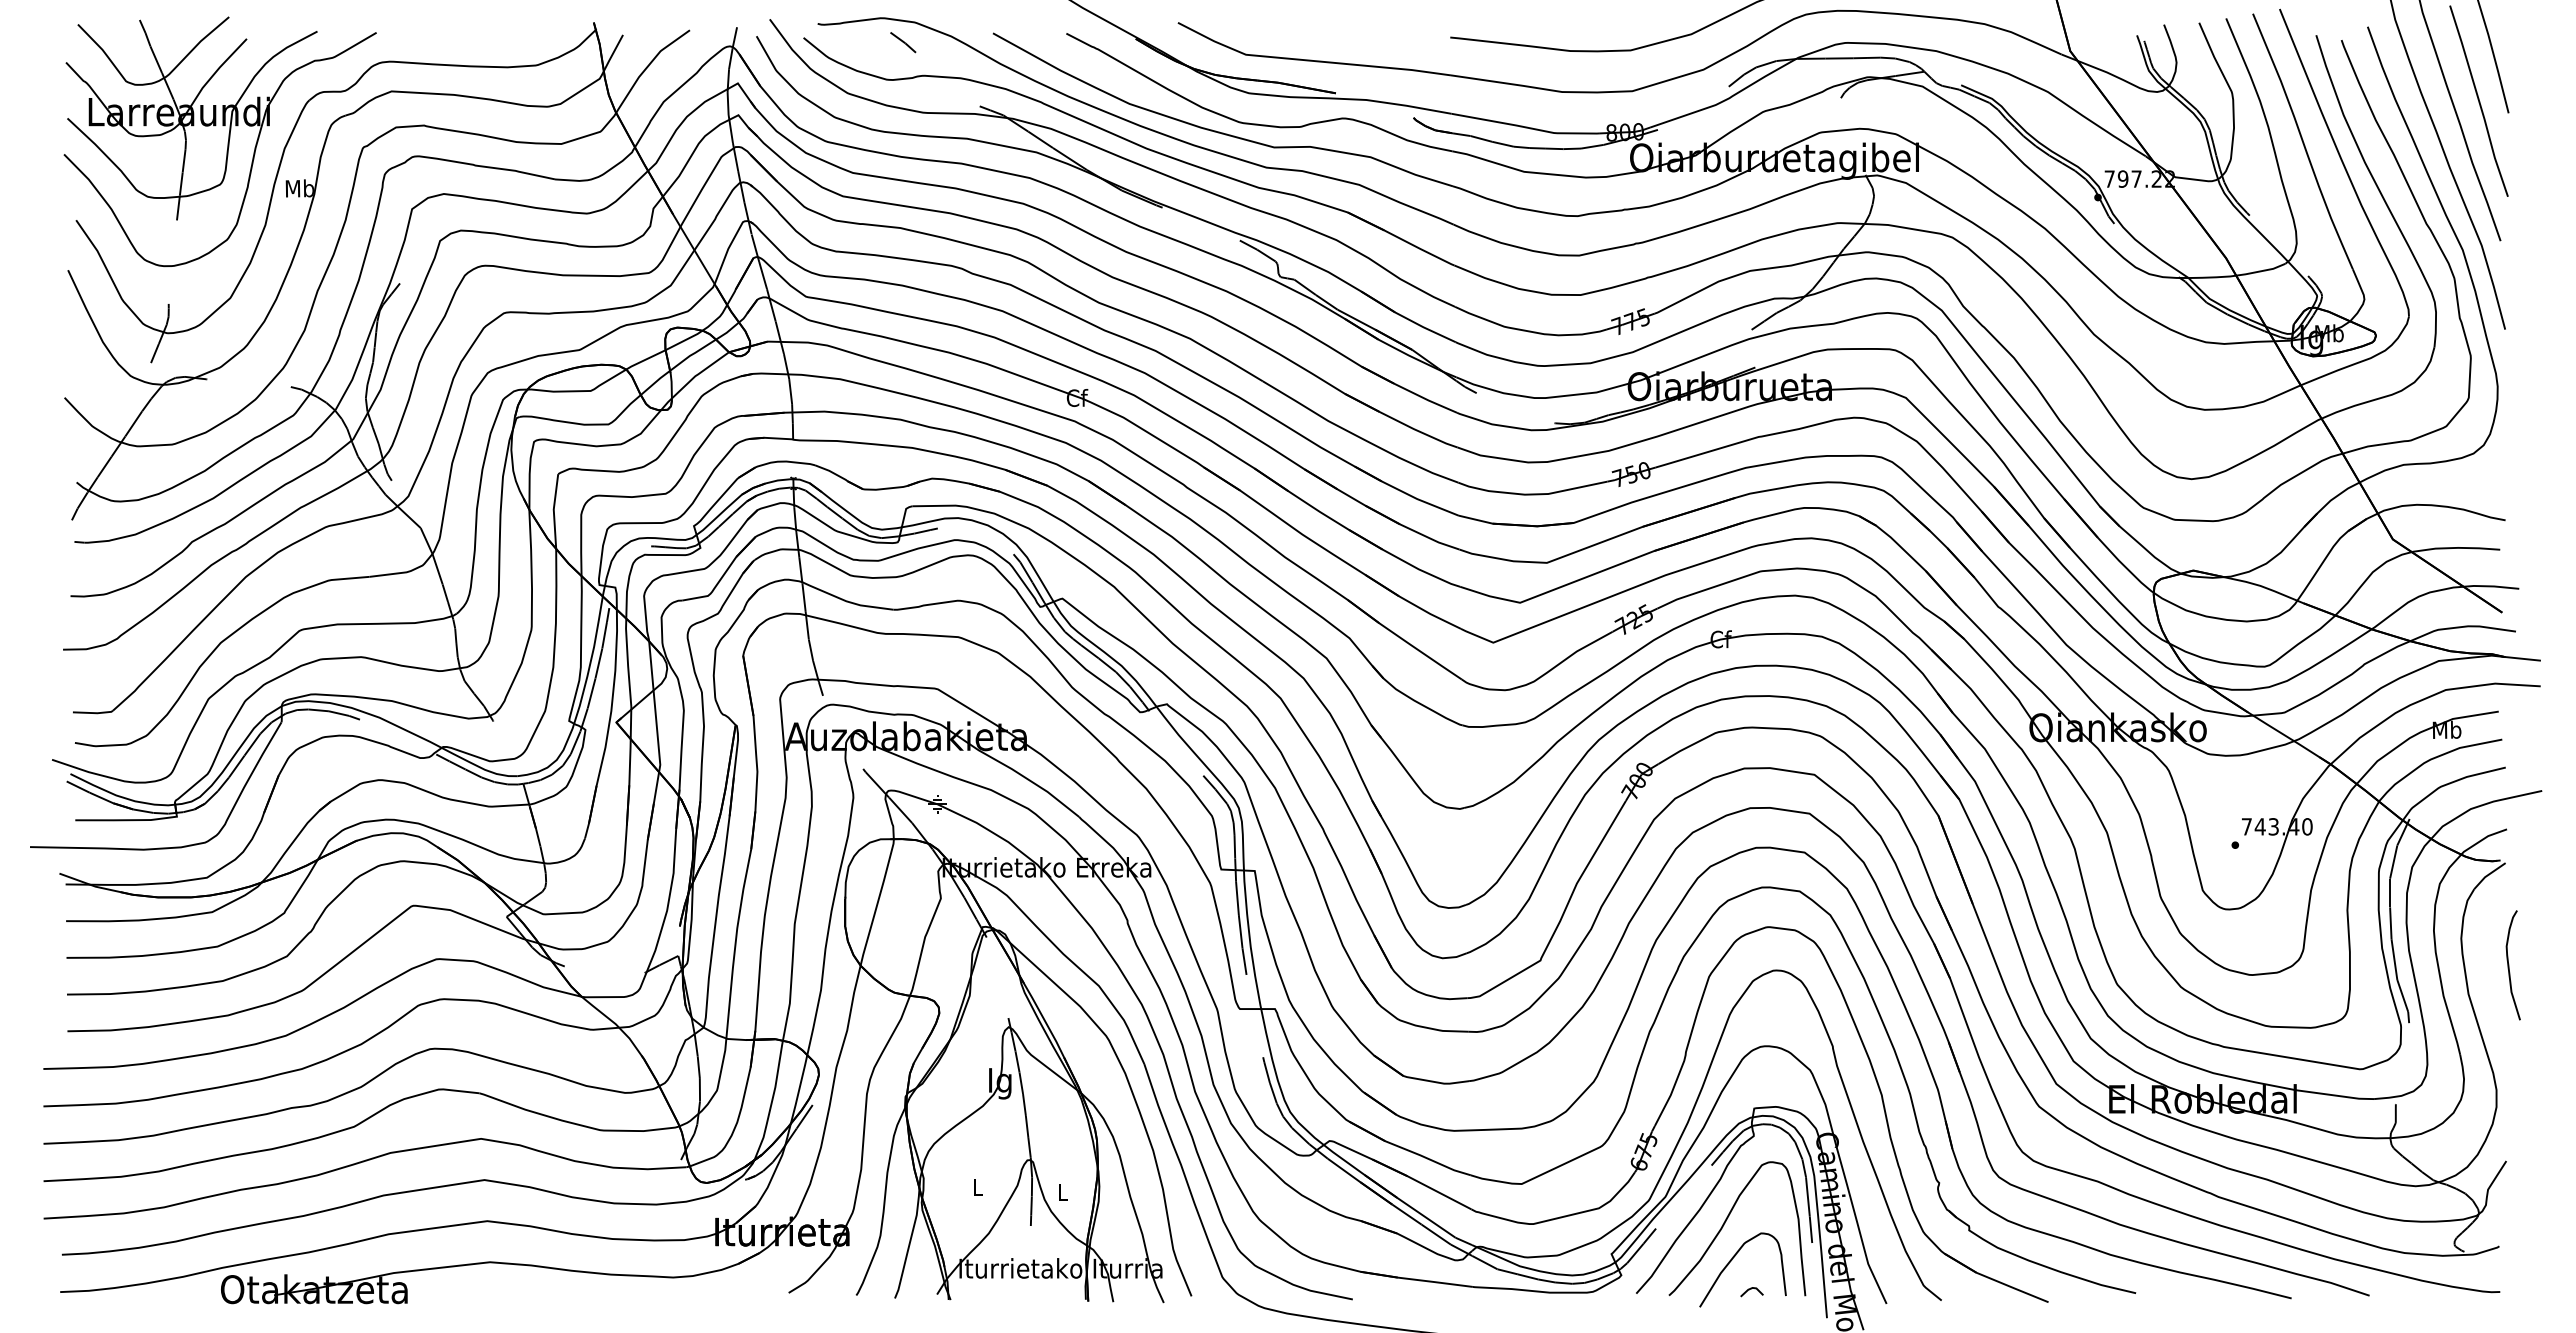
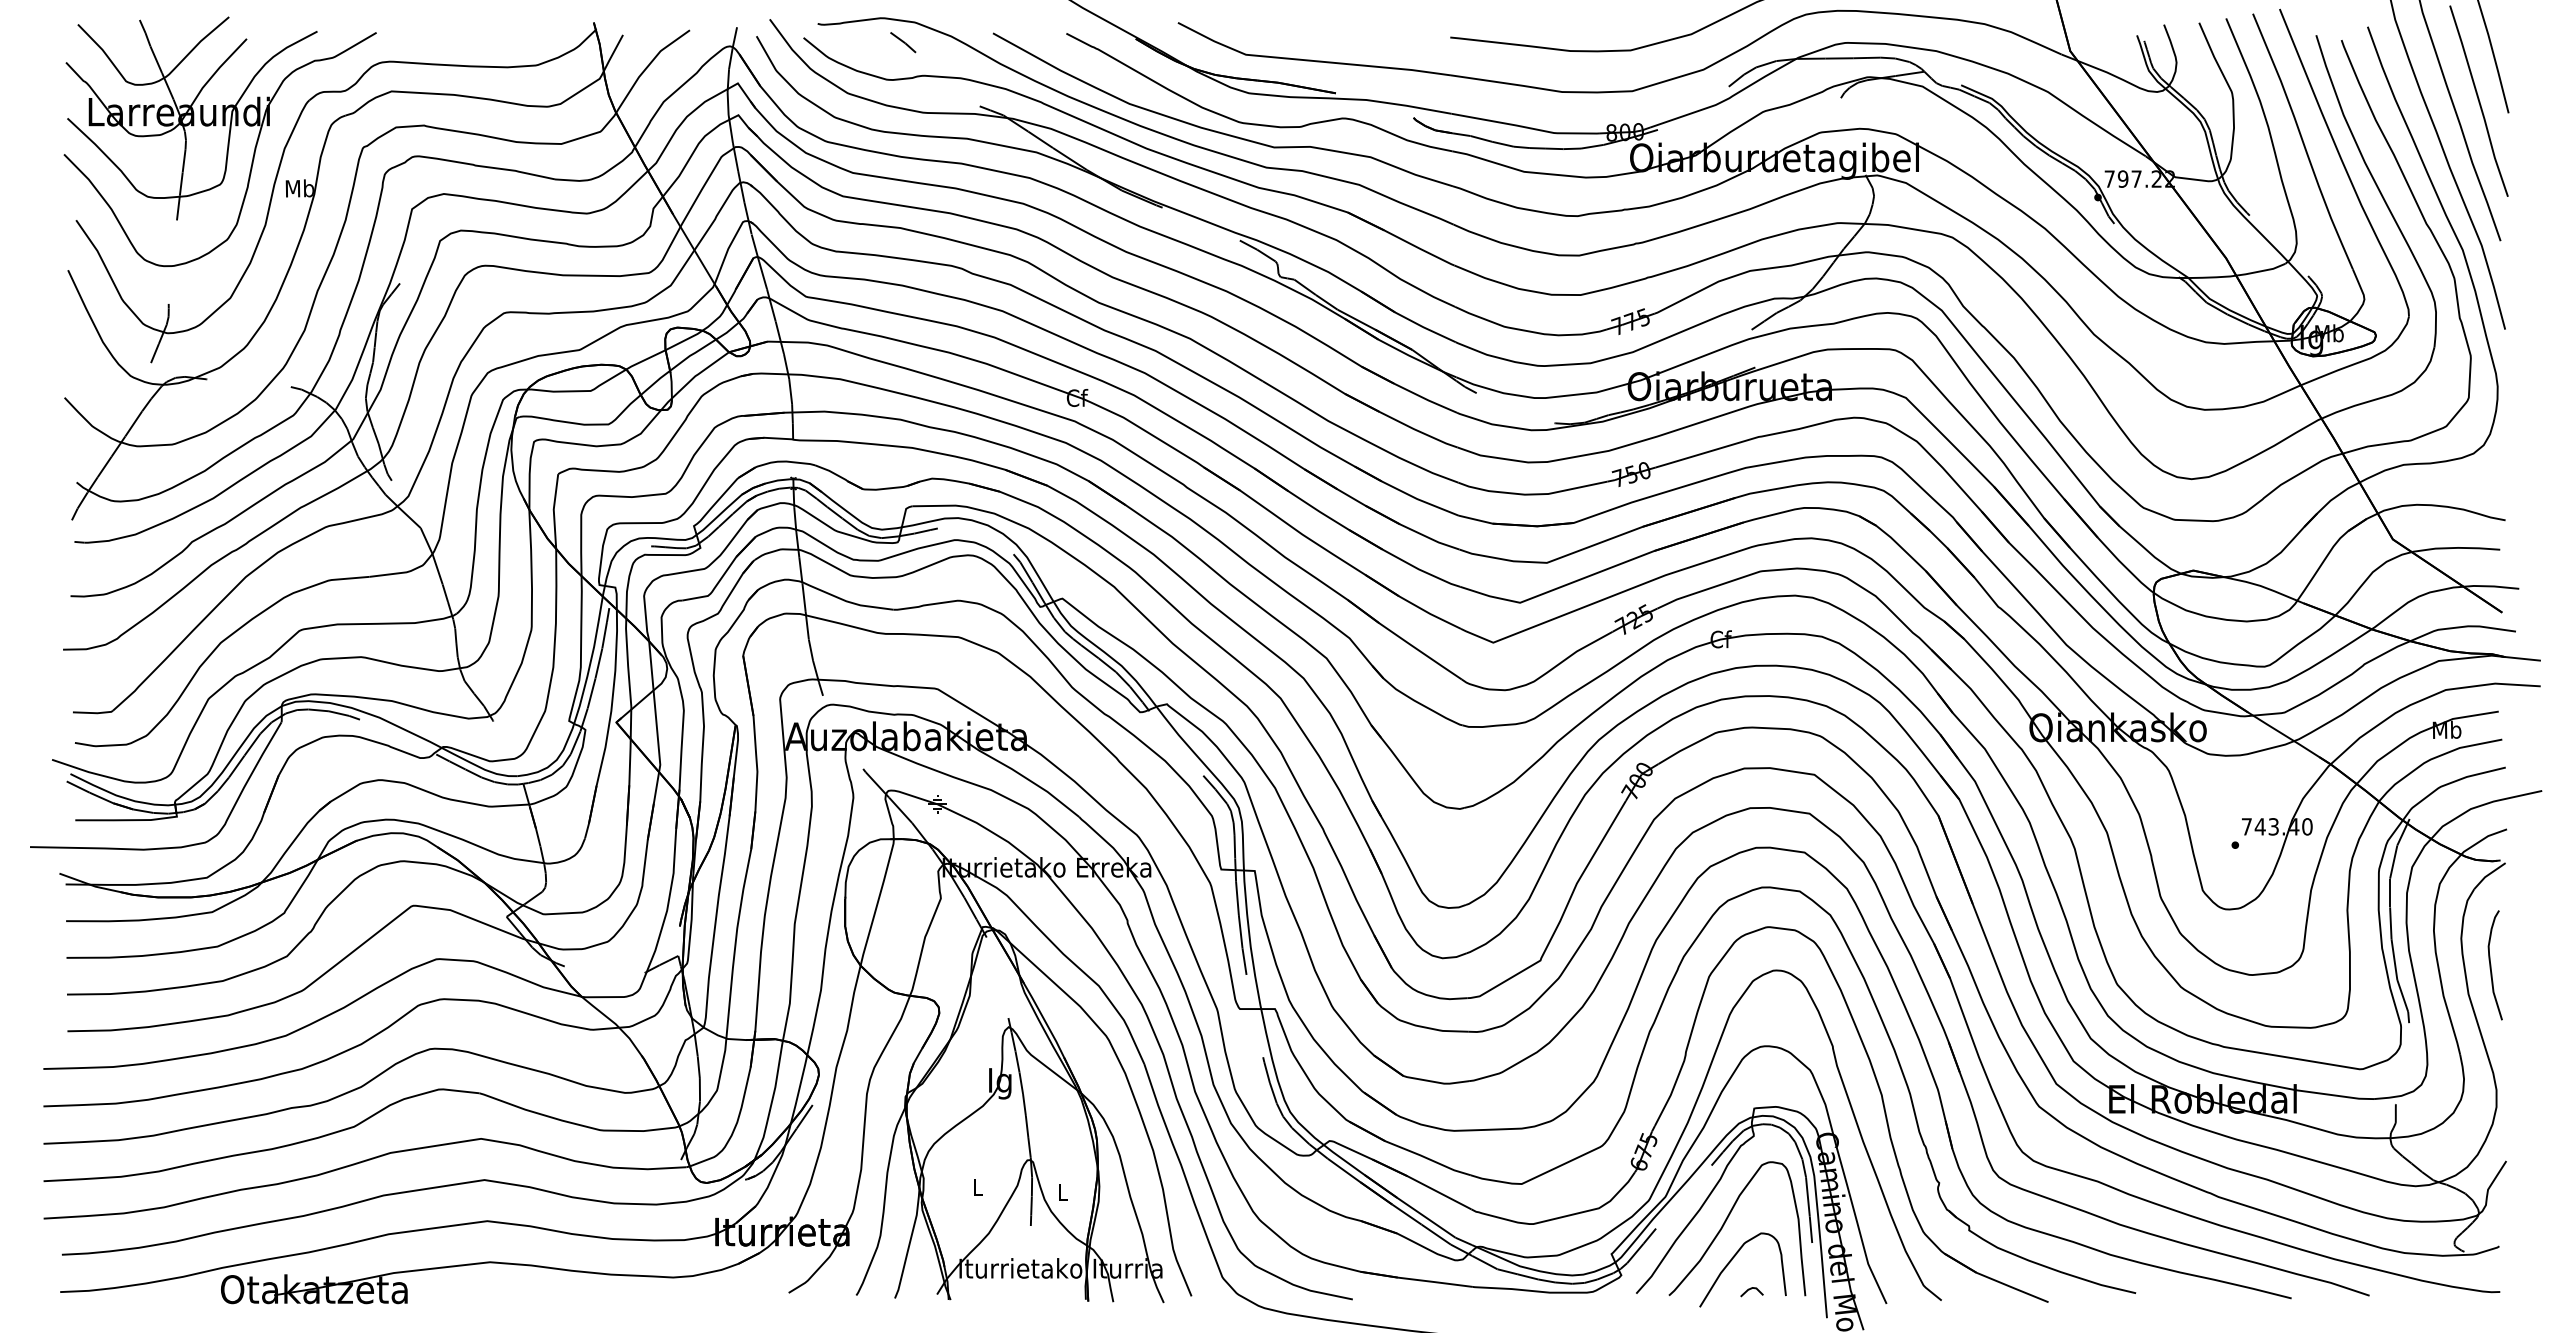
curve position: (2509, 965) -> (2491, 965) (2491, 965)
